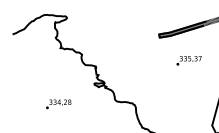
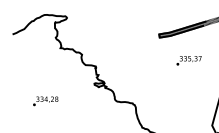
text position: (58, 104) -> (45, 101) (45, 101)
